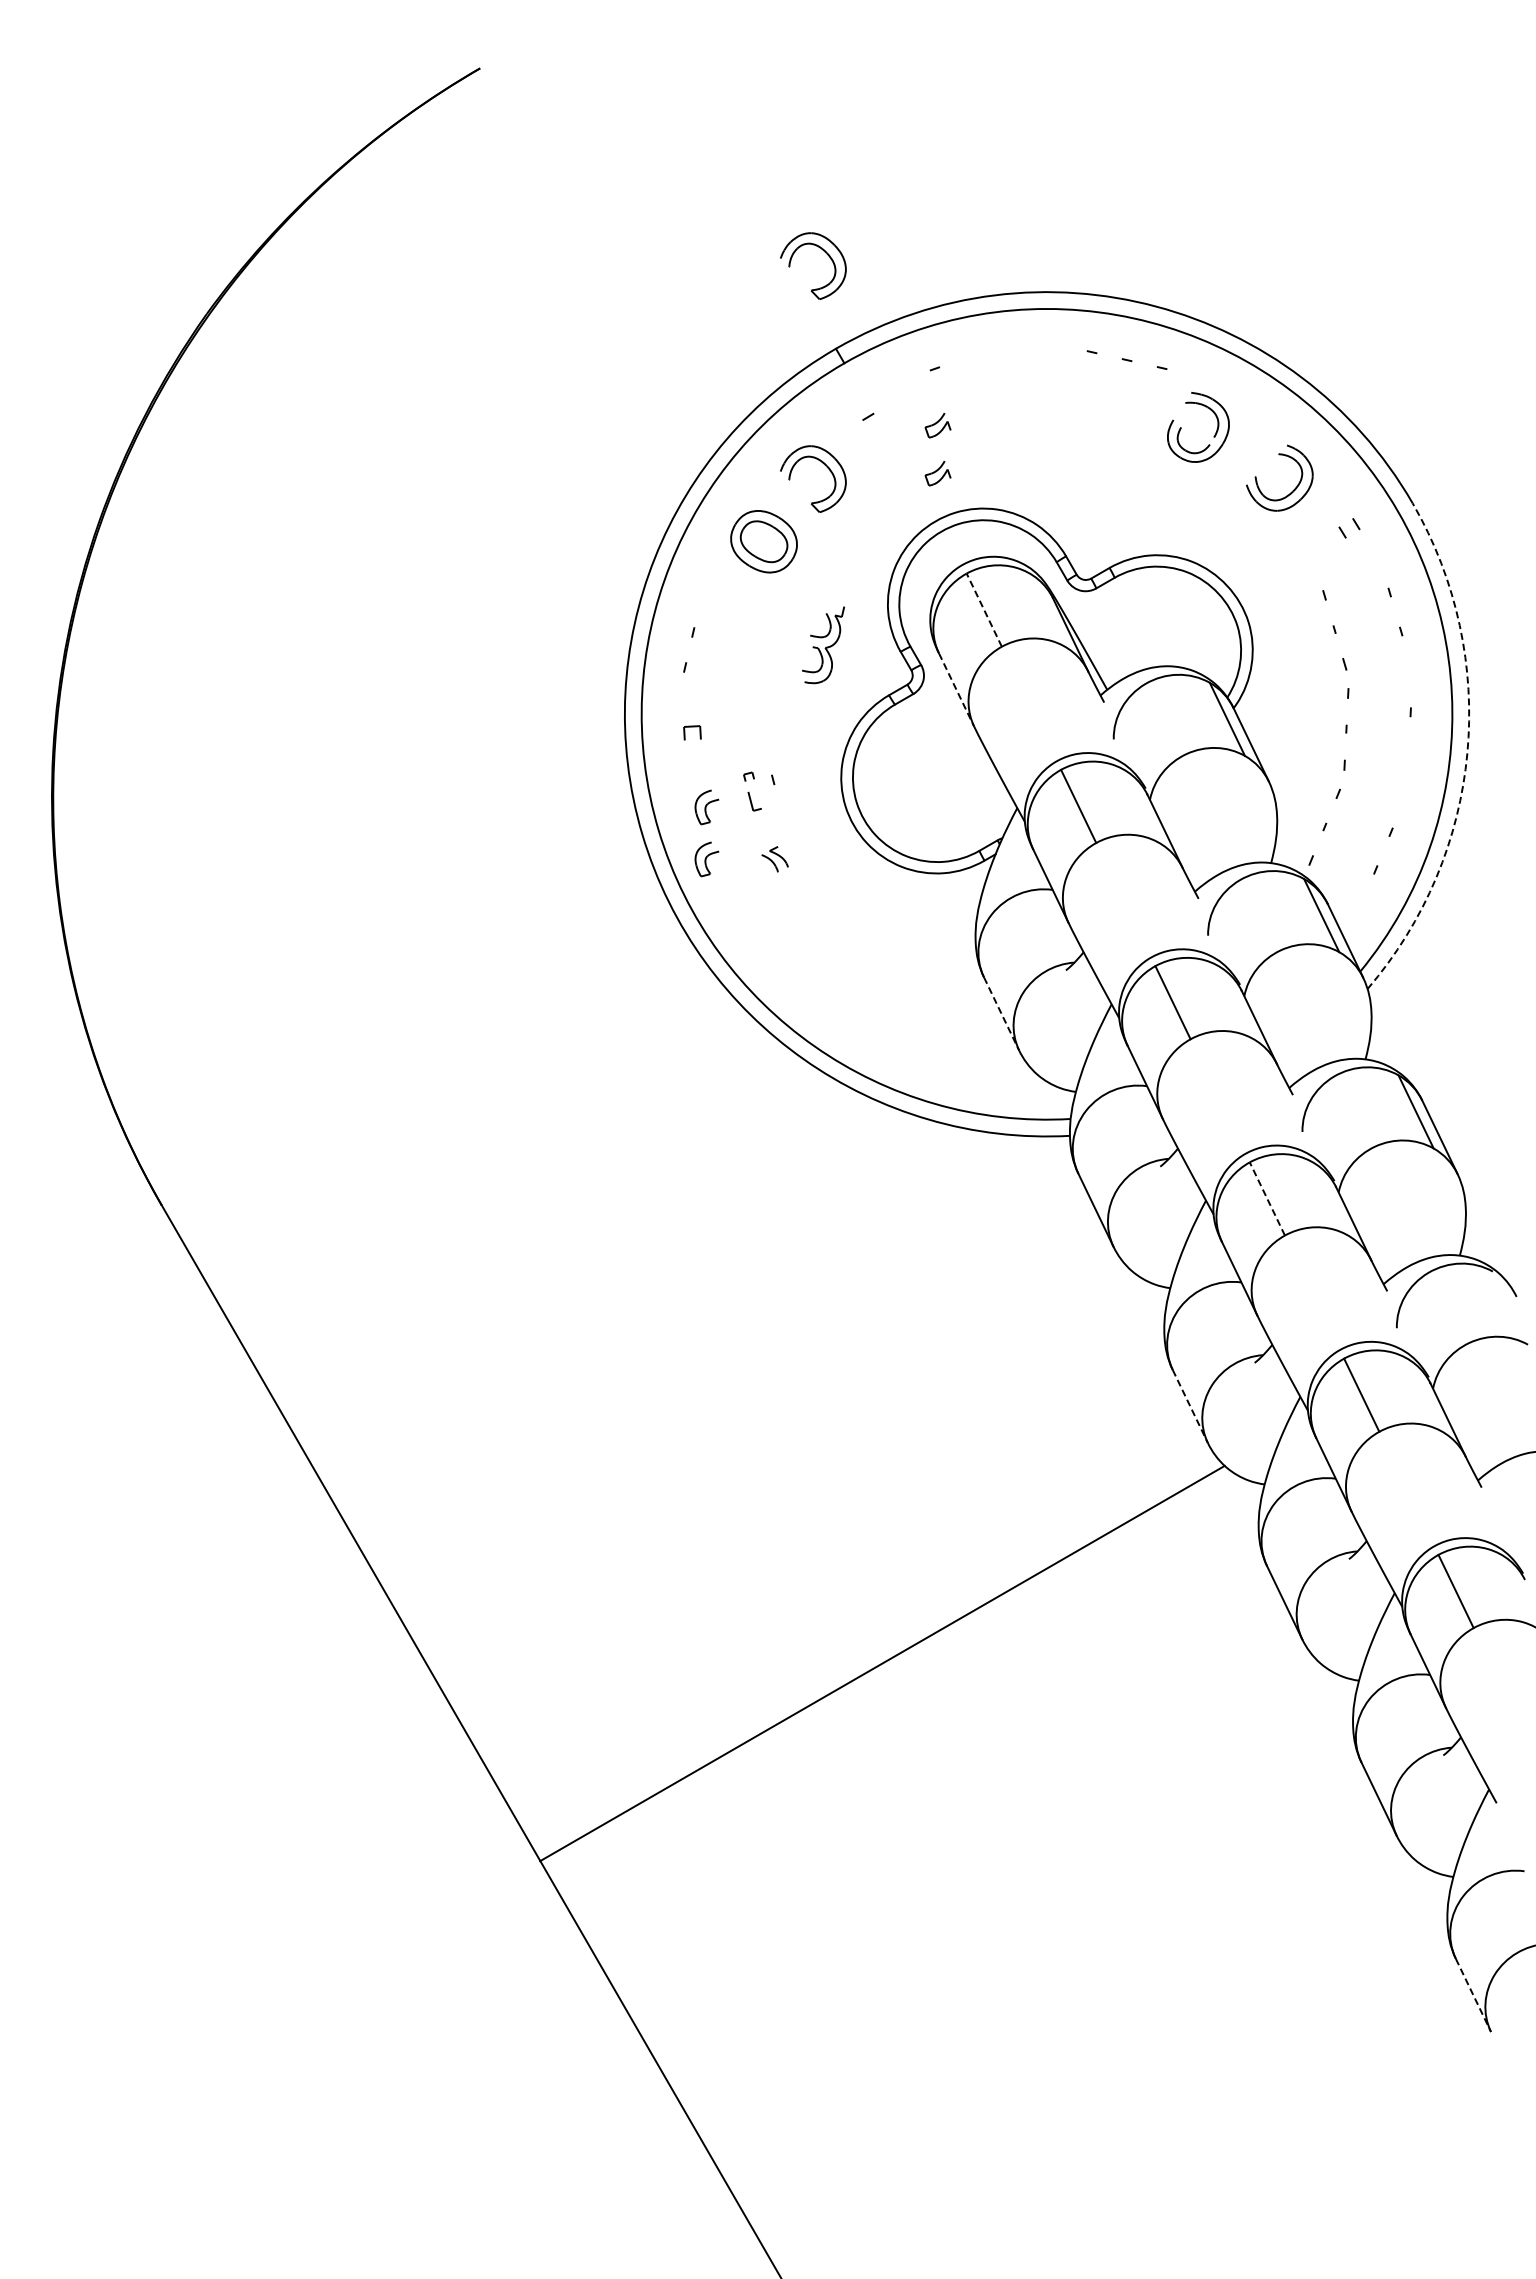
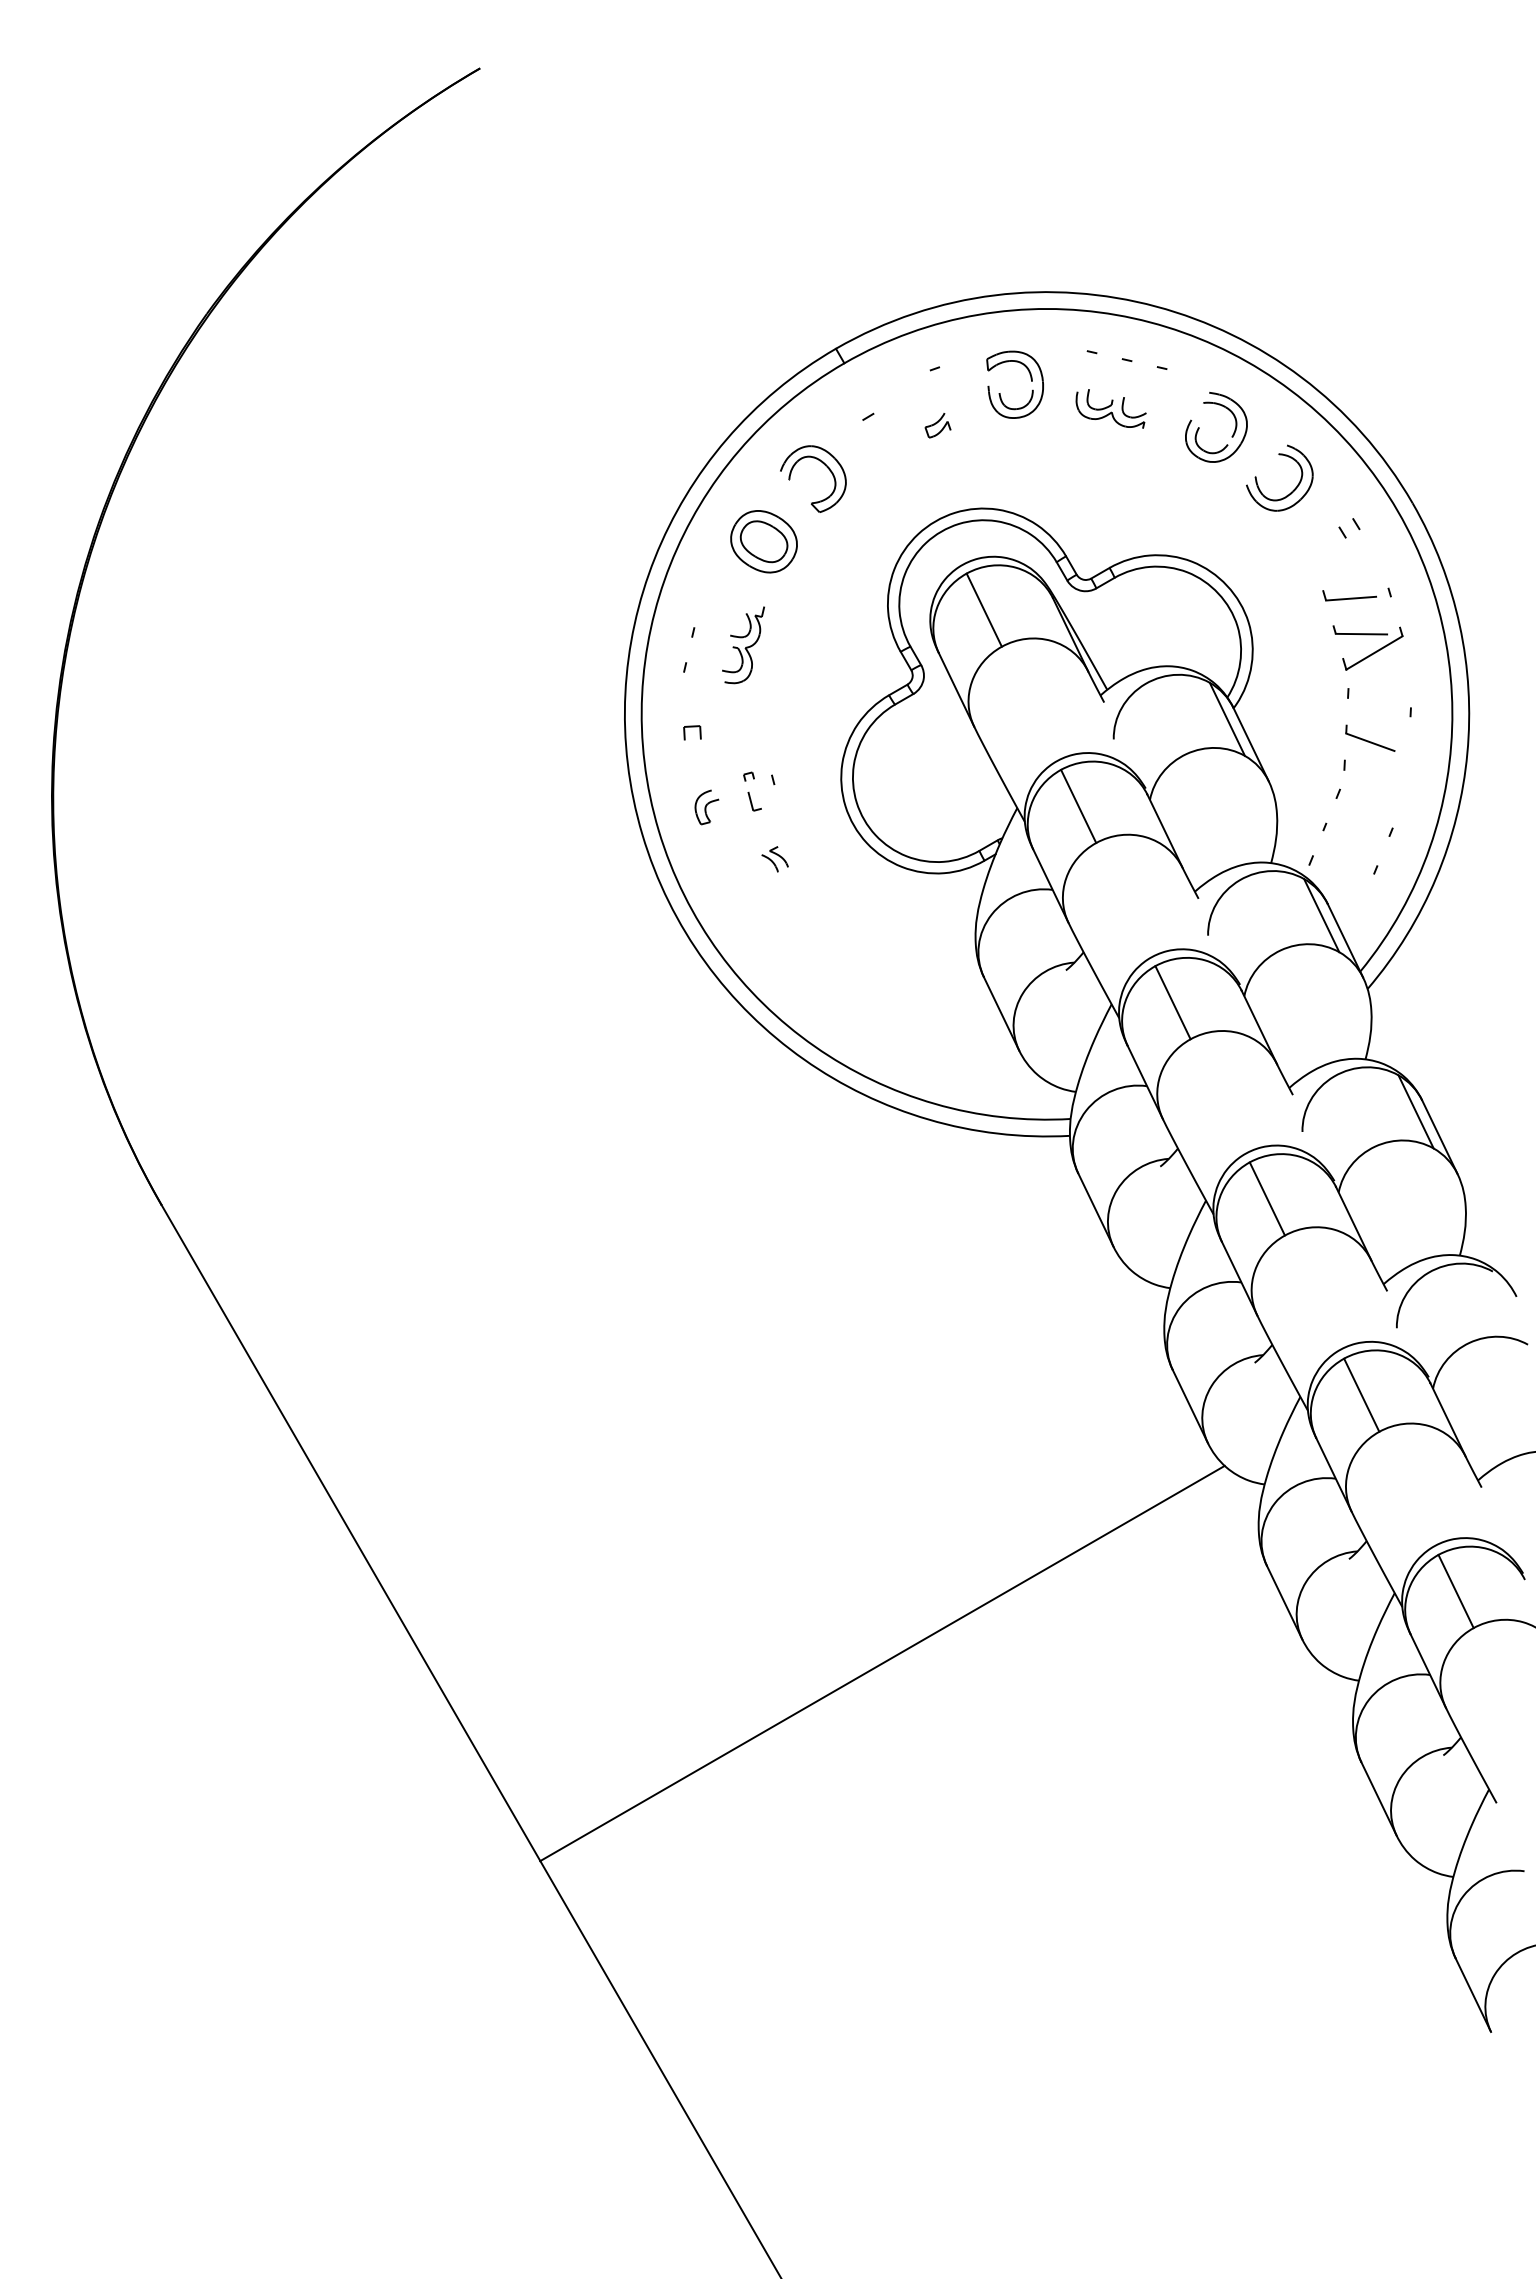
part: present -> none (825, 253)
part: none -> present (1000, 393)
part: none -> present (1110, 408)
part position: (1181, 427) -> (1199, 427) (1199, 427)
part: present -> none (937, 473)
line: none -> present (1351, 598)
line: dashed -> solid (984, 610)
line: none -> present (1361, 633)
part position: (823, 645) -> (743, 645) (743, 645)
line: none -> present (1374, 652)
line: dashed -> solid (956, 690)
line: none -> present (1370, 742)
arc: dashed -> solid (1467, 753)
part: present -> none (706, 859)
line: dashed -> solid (1001, 1014)
line: dashed -> solid (1267, 1198)
line: dashed -> solid (1190, 1406)
line: dashed -> solid (1473, 1995)
